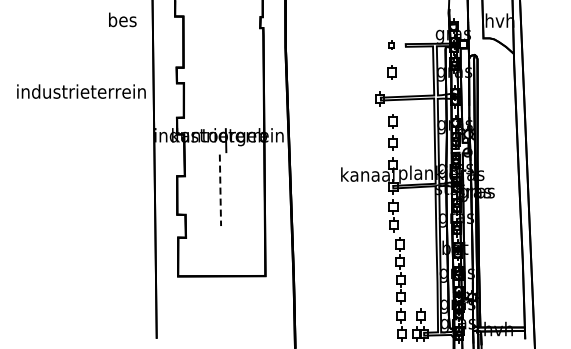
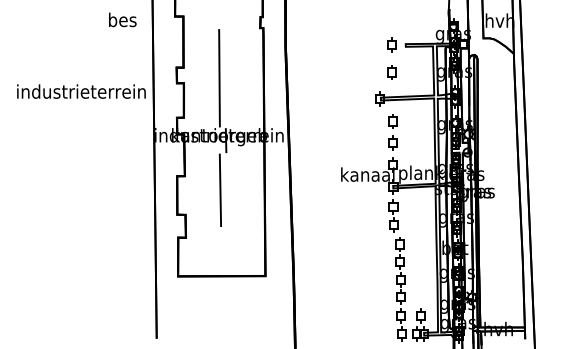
part size: 7x10 px -> 10x16 px (391, 44)
line: none -> present (219, 78)
line: dashed -> solid (220, 190)
